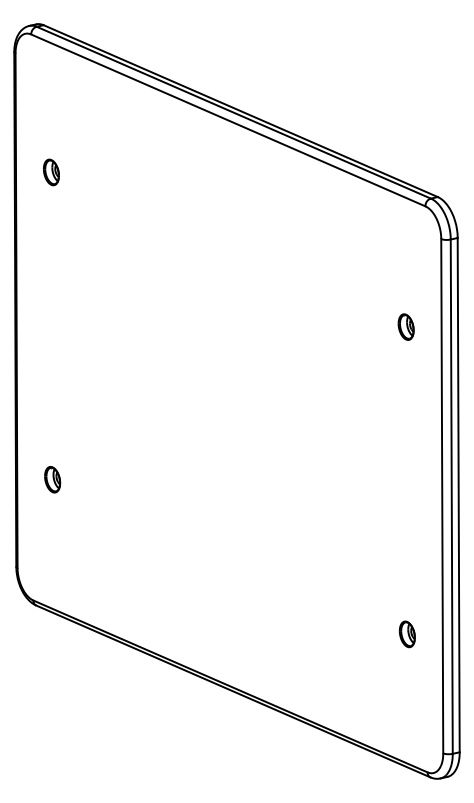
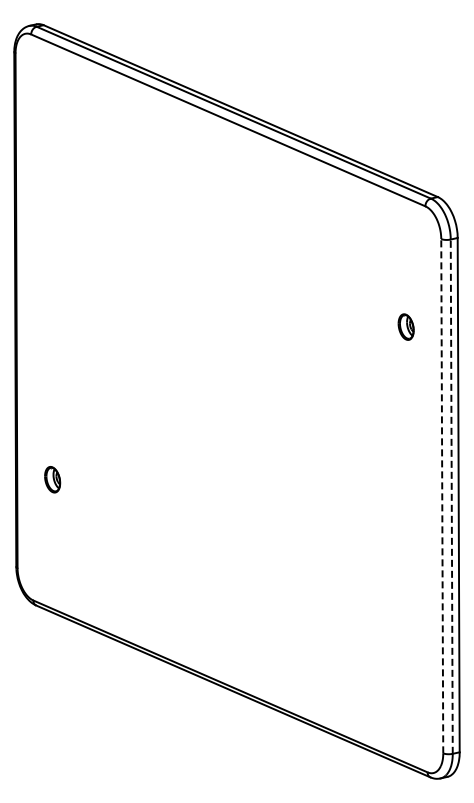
part: present -> none (51, 172)
line: solid -> dashed (442, 495)
line: solid -> dashed (451, 496)
part: present -> none (406, 634)
